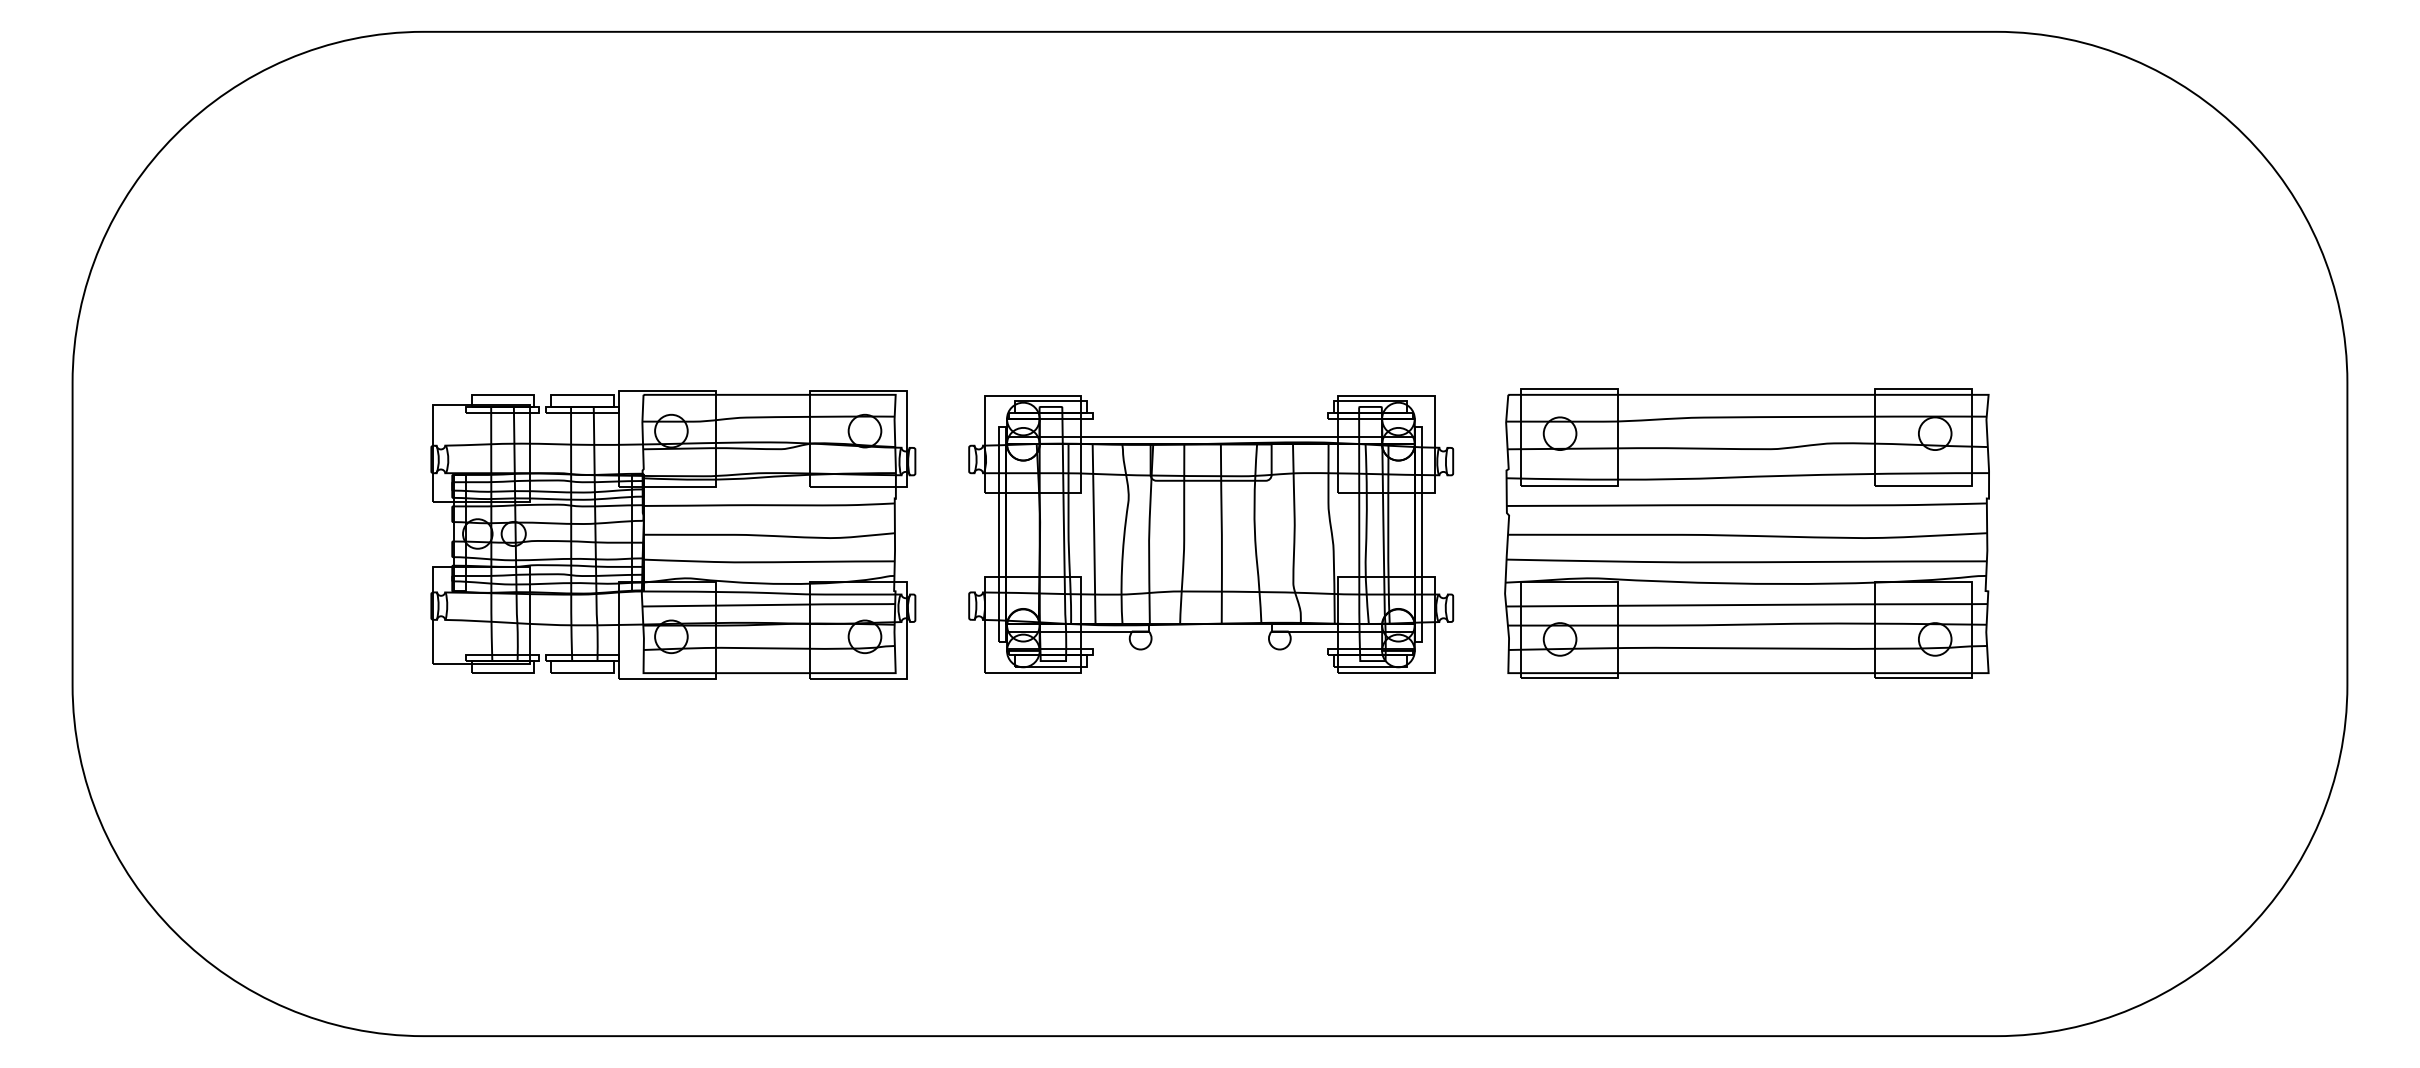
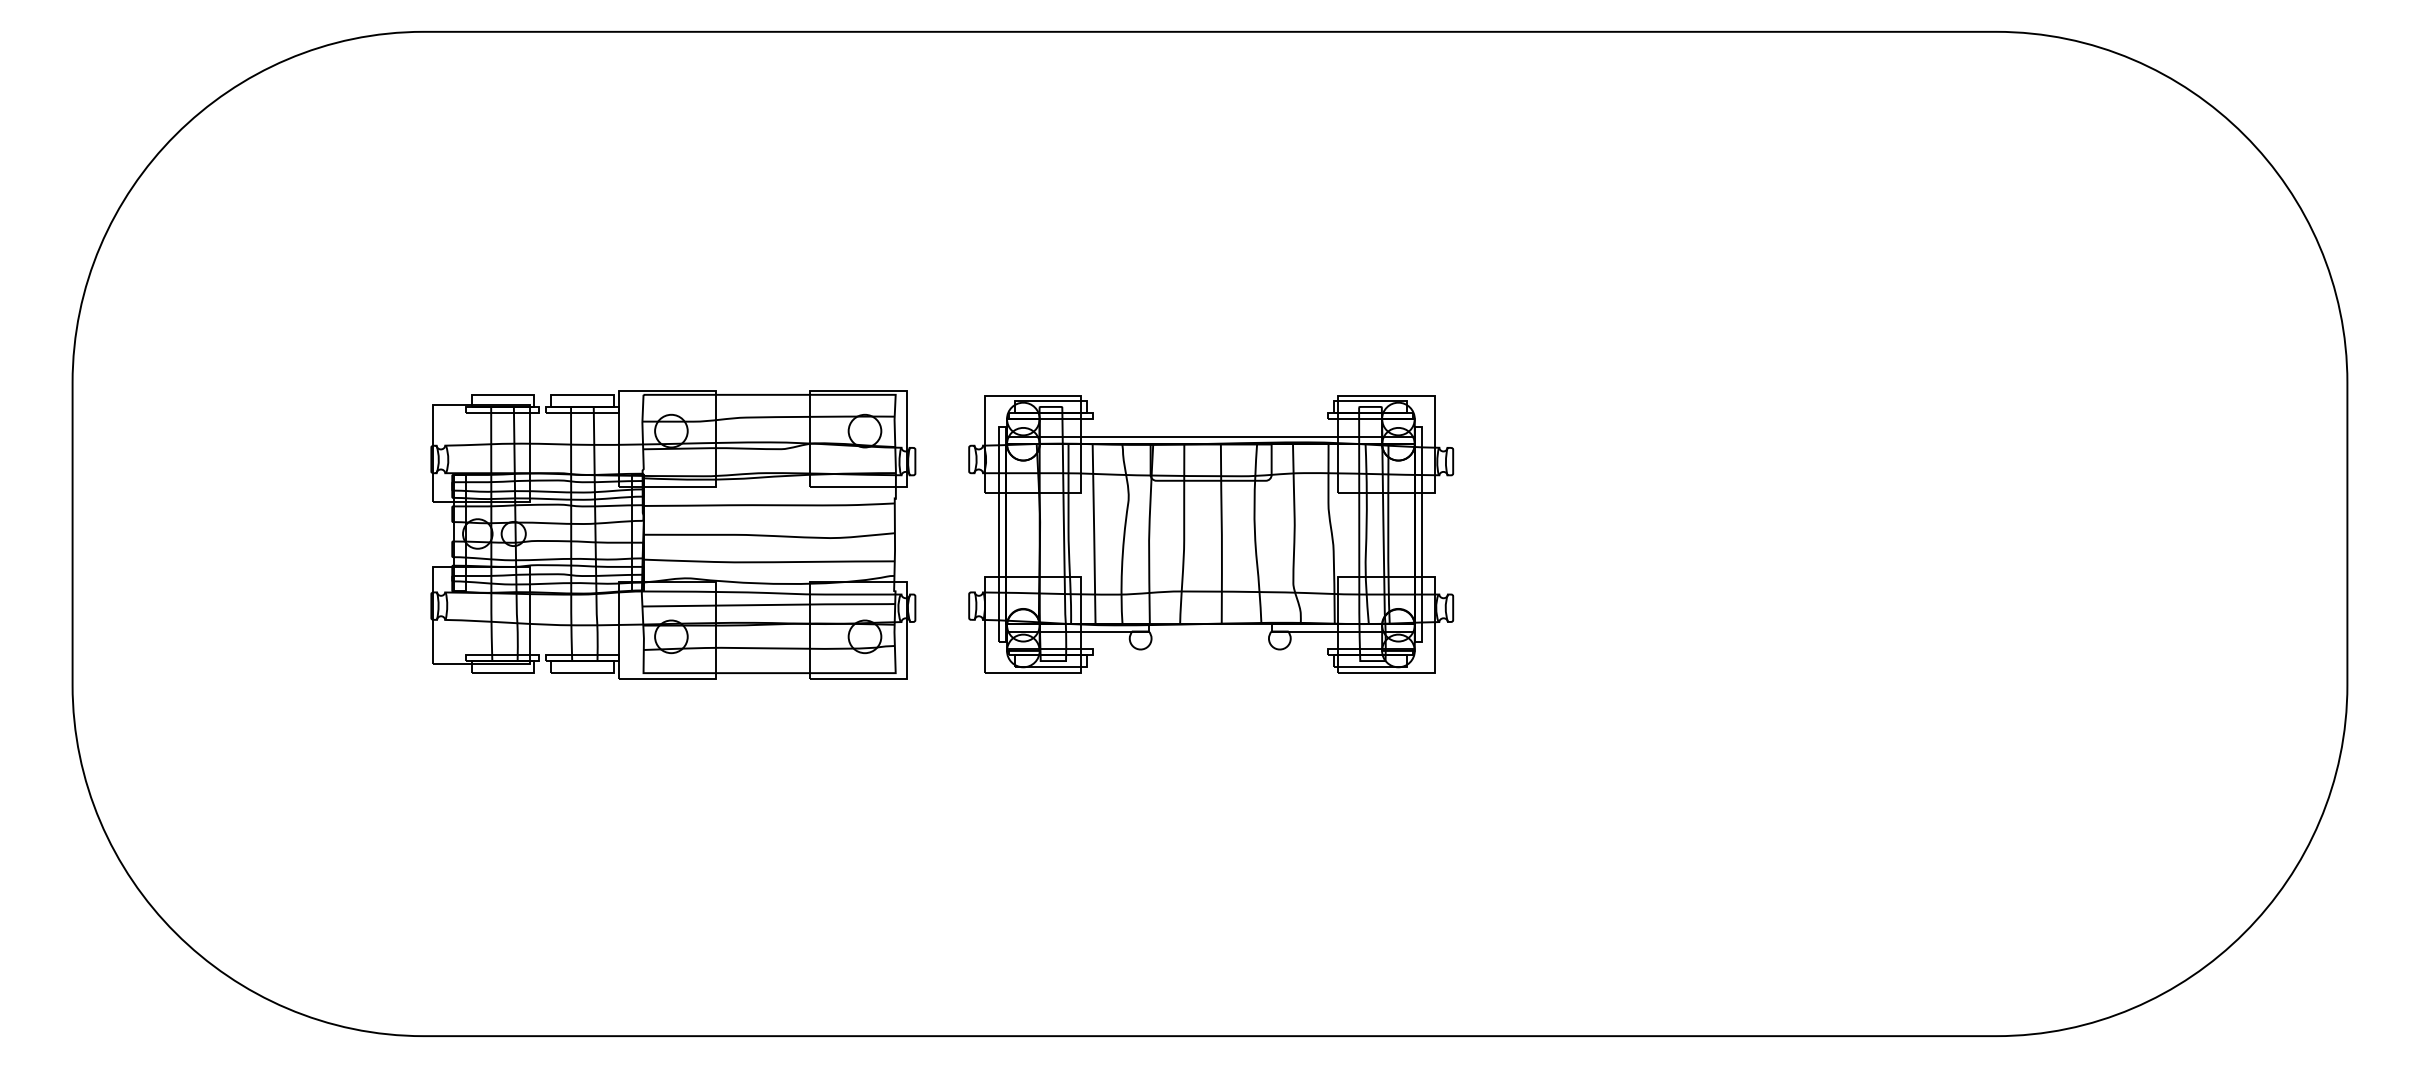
part: present -> none (1746, 533)
